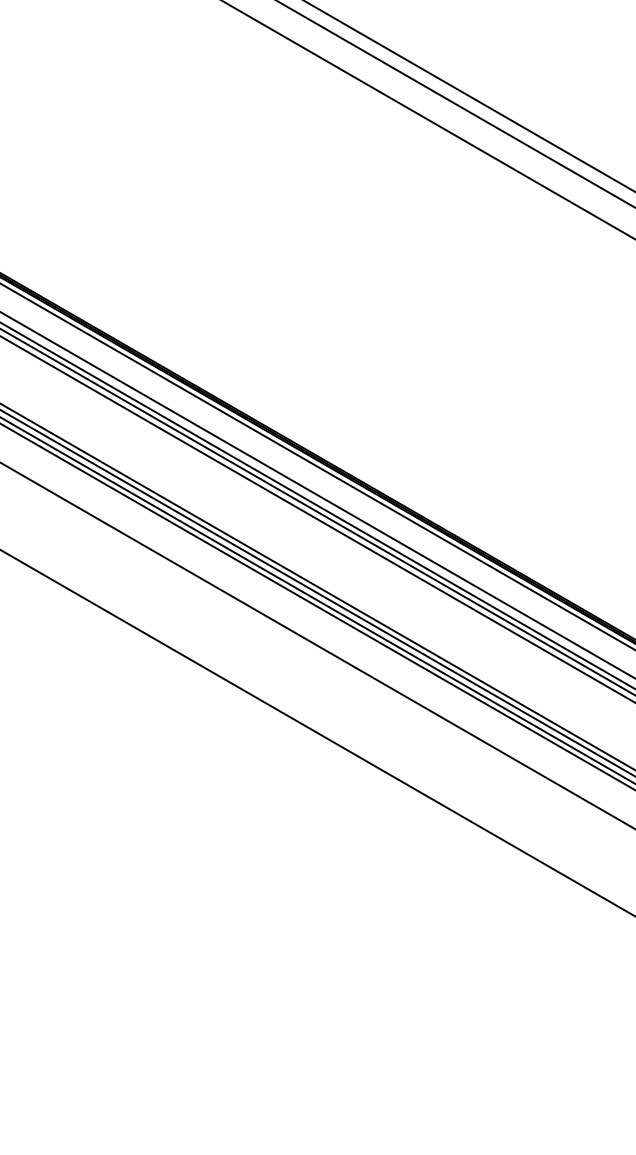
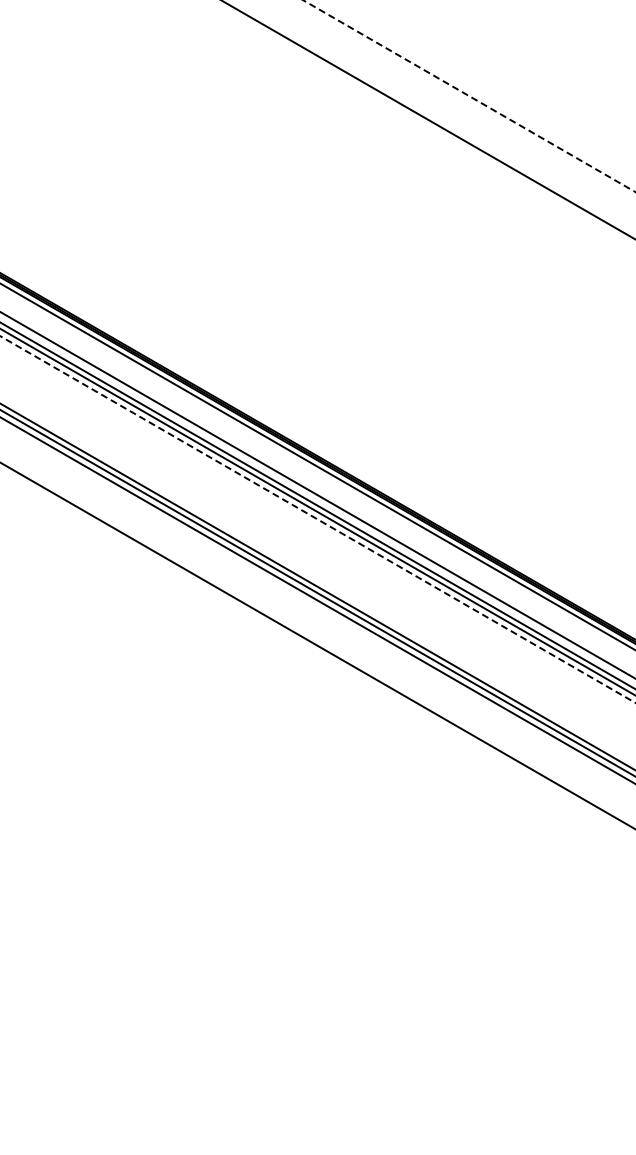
line: solid -> dashed (469, 96)
line: present -> none (455, 104)
line: solid -> dashed (317, 519)
line: present -> none (317, 606)
line: present -> none (317, 732)
